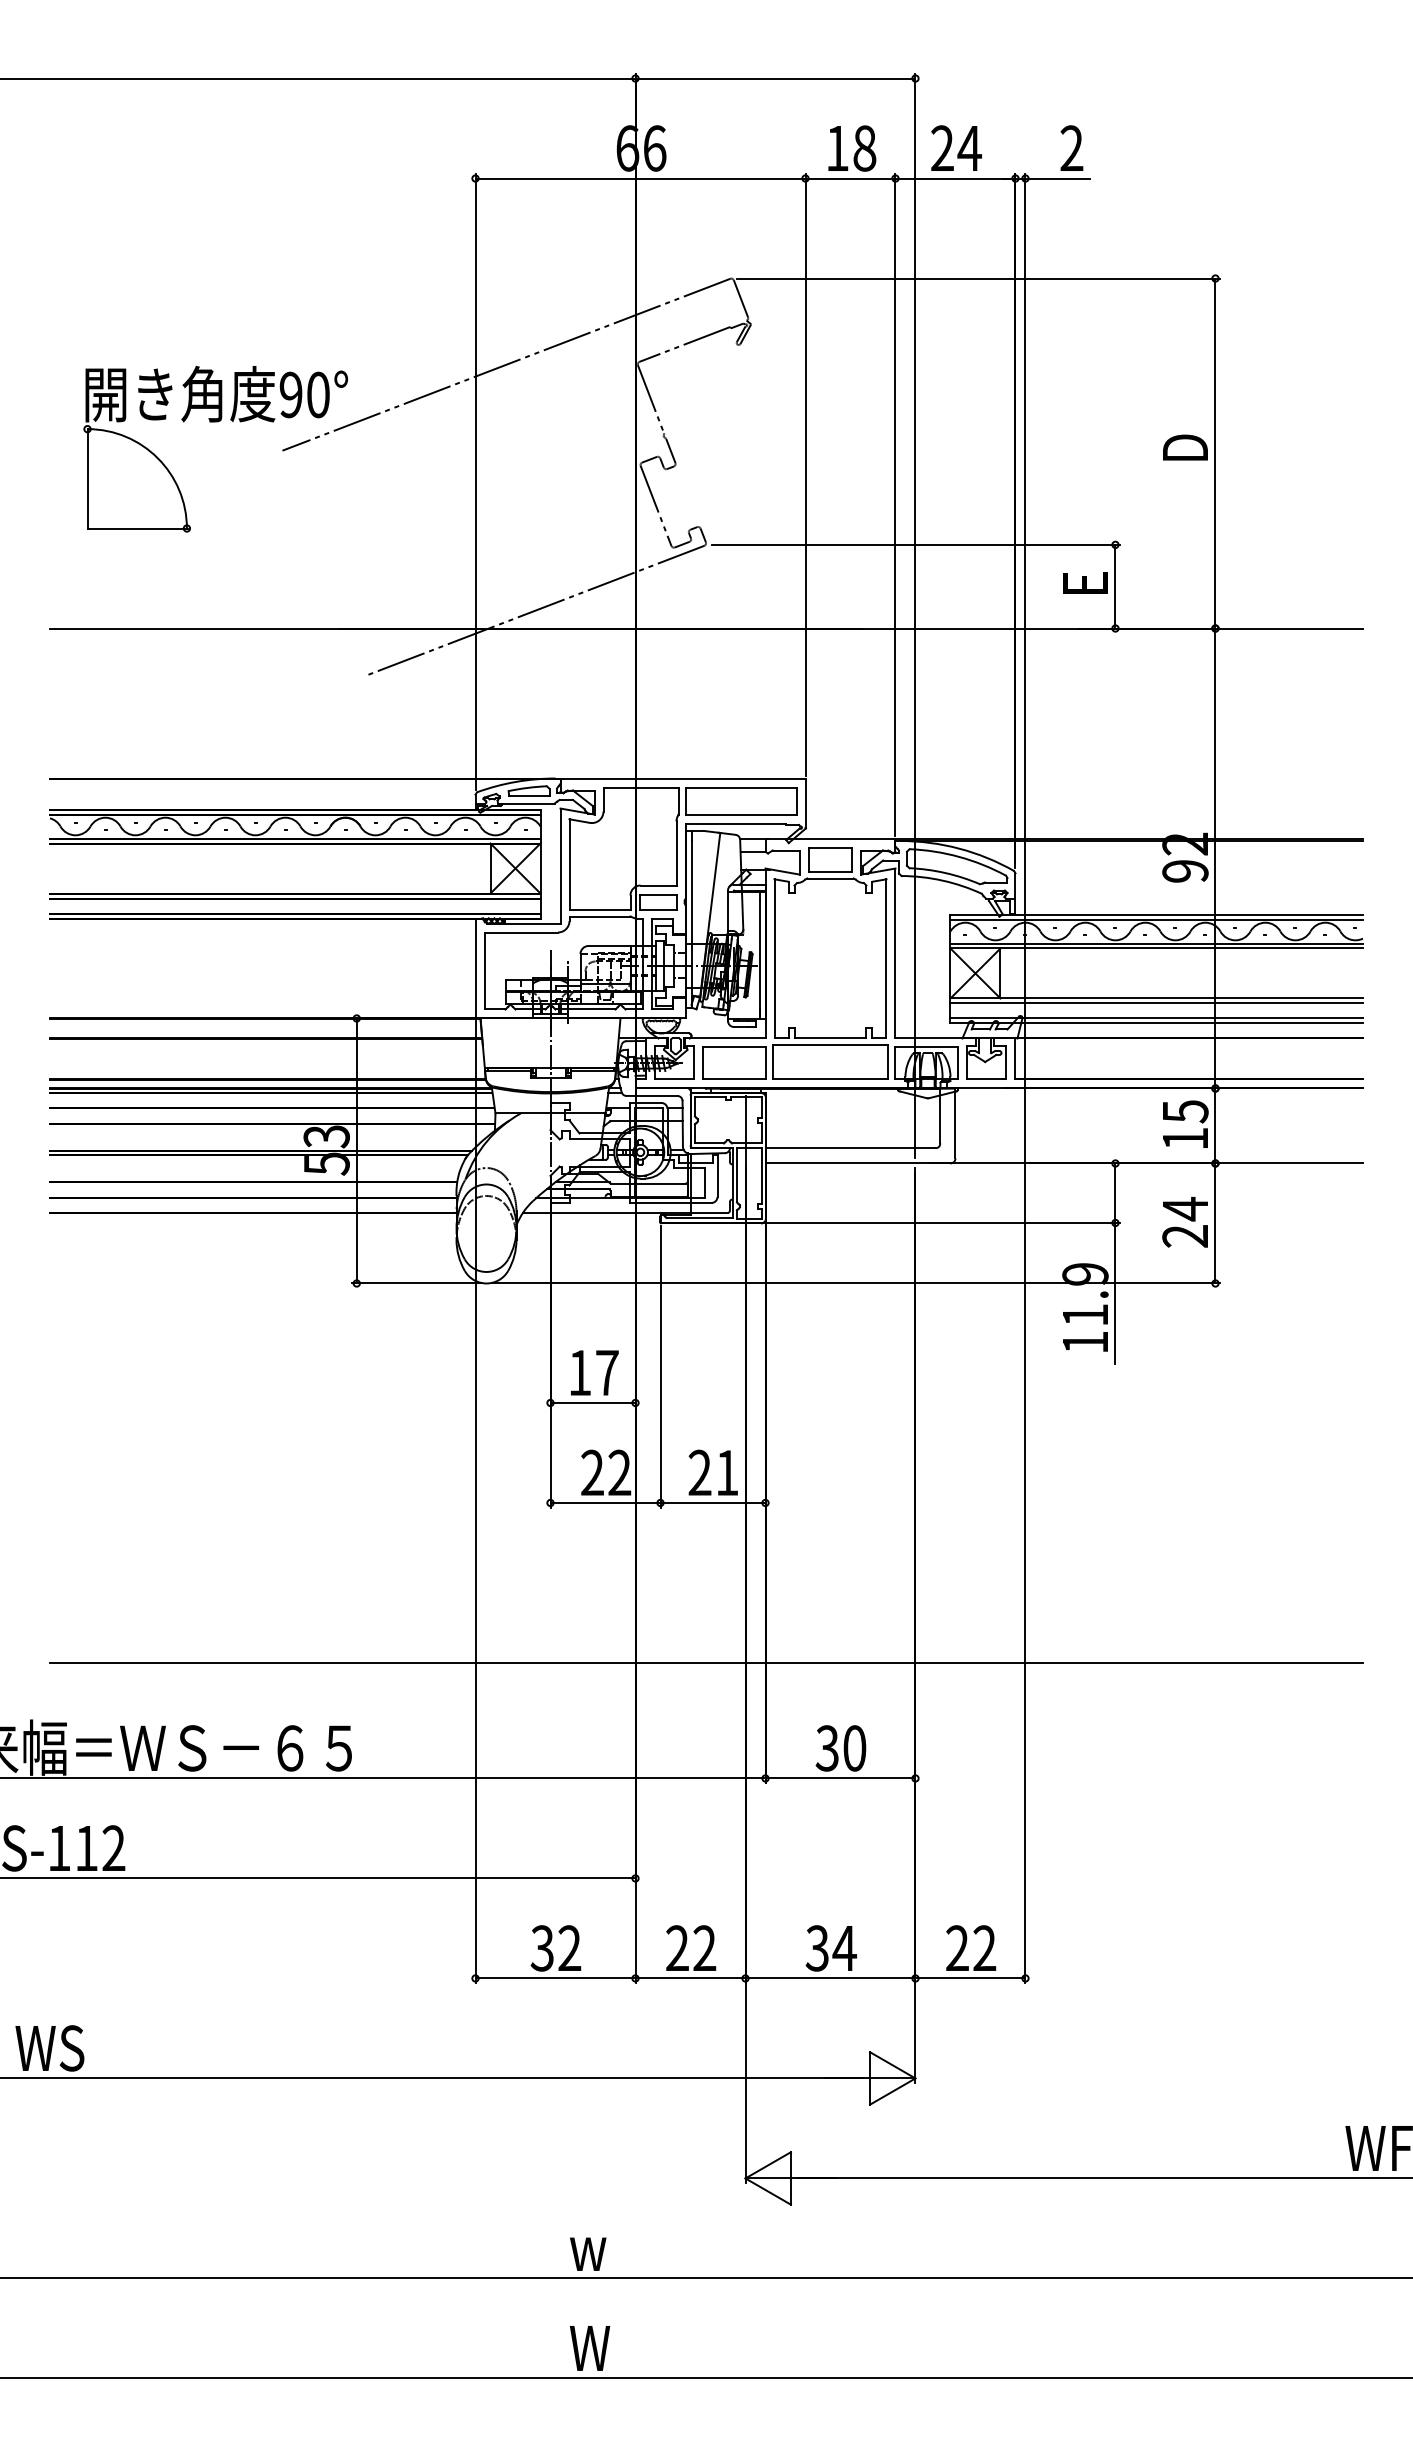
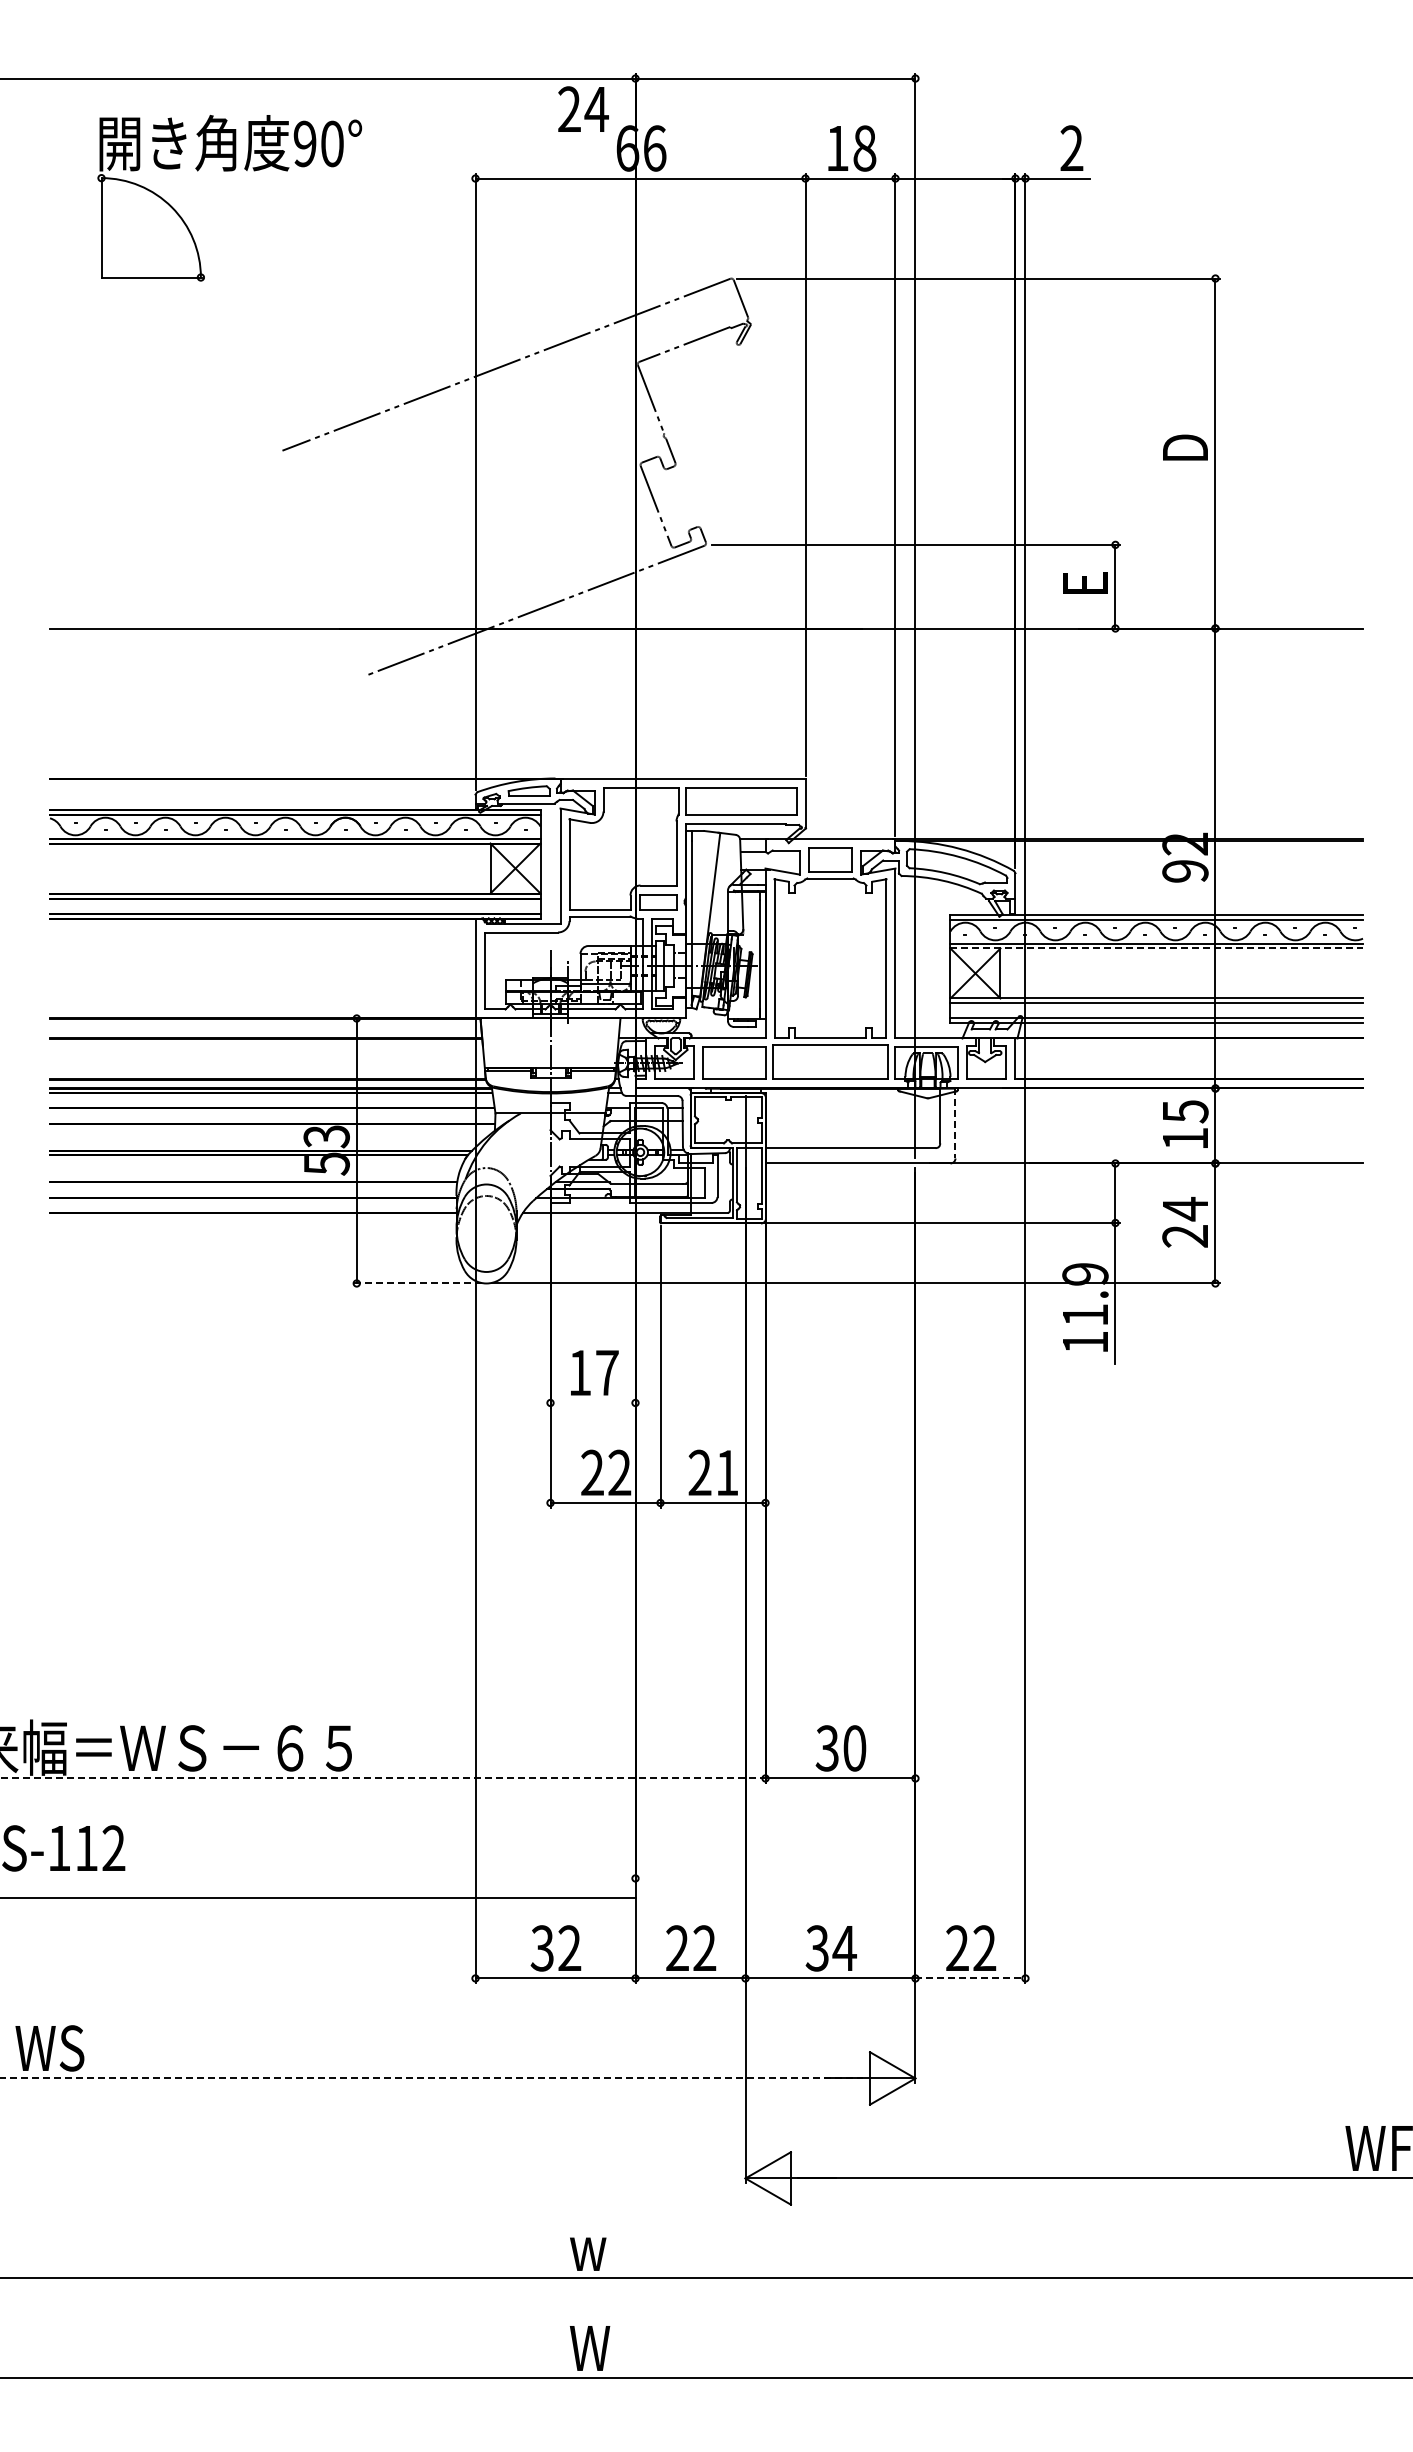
text position: (956, 147) -> (583, 108) (583, 108)
part position: (215, 422) -> (229, 171) (229, 171)
line: solid -> dashed (1157, 948)
line: solid -> dashed (955, 1123)
line: solid -> dashed (416, 1283)
line: present -> none (592, 1402)
line: present -> none (706, 1663)
line: solid -> dashed (383, 1778)
line position: (318, 1878) -> (318, 1898) (318, 1898)
line: solid -> dashed (970, 1978)
line: solid -> dashed (432, 2078)
